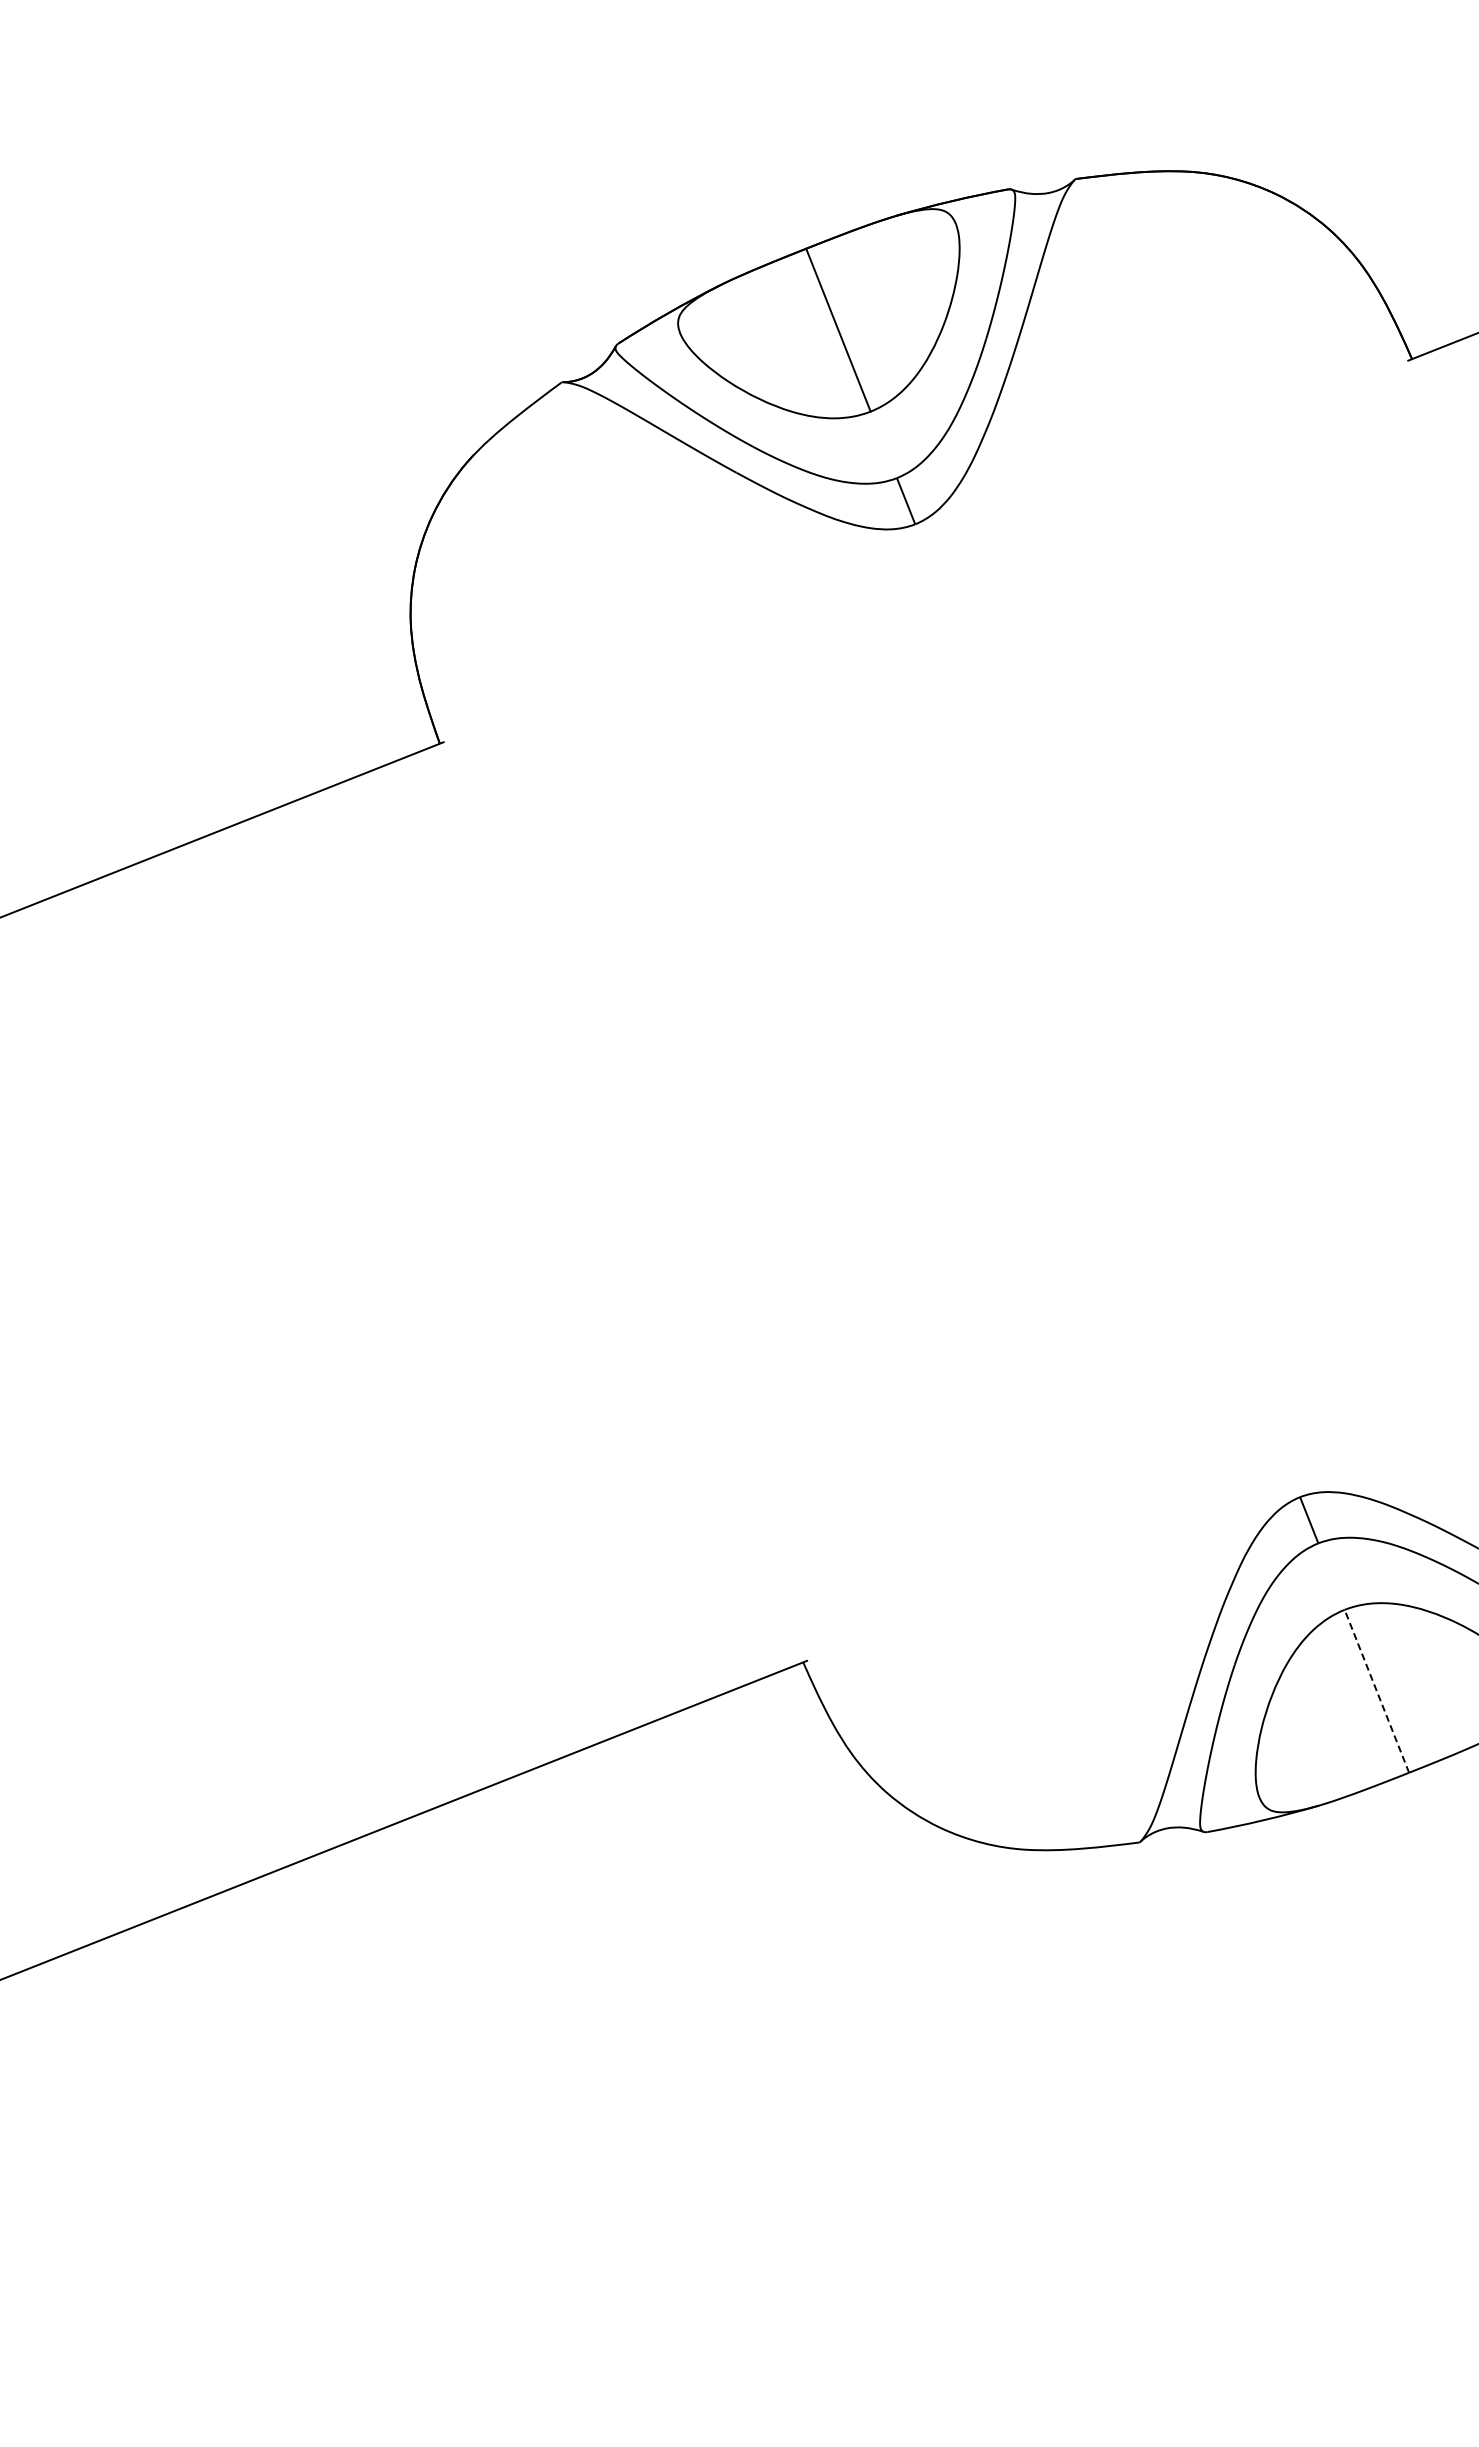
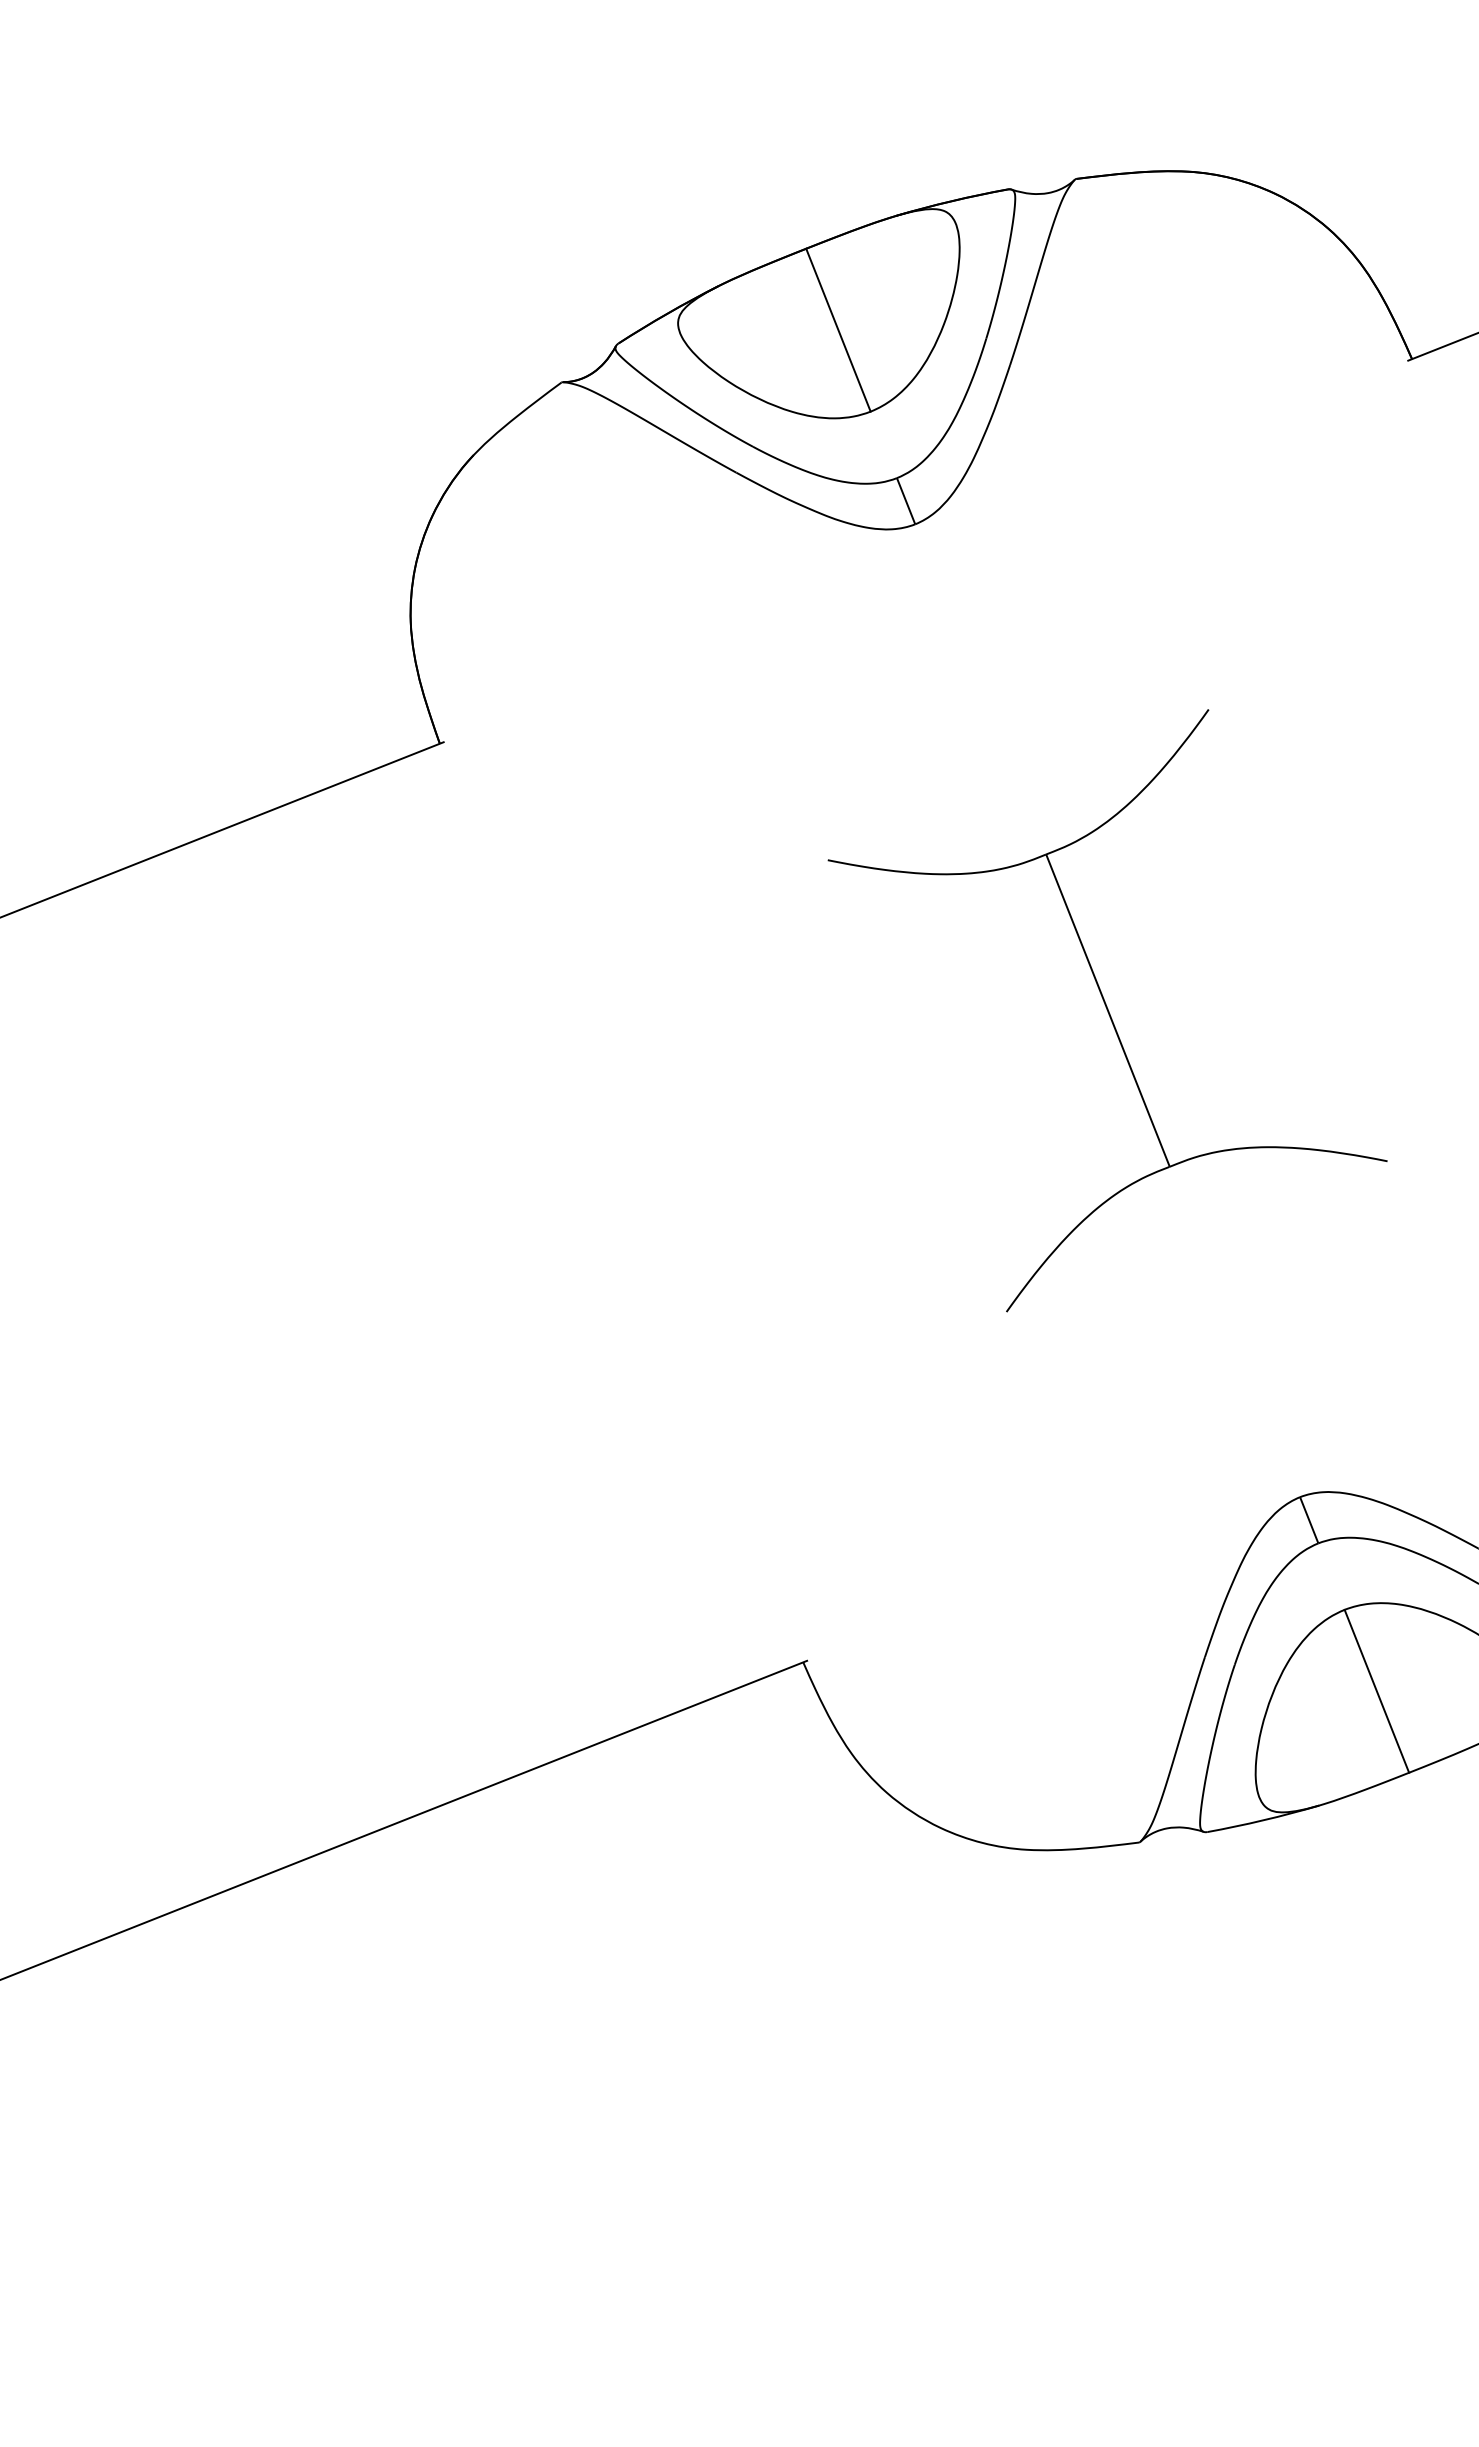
part: none -> present (1107, 1010)
line: dashed -> solid (1376, 1691)
